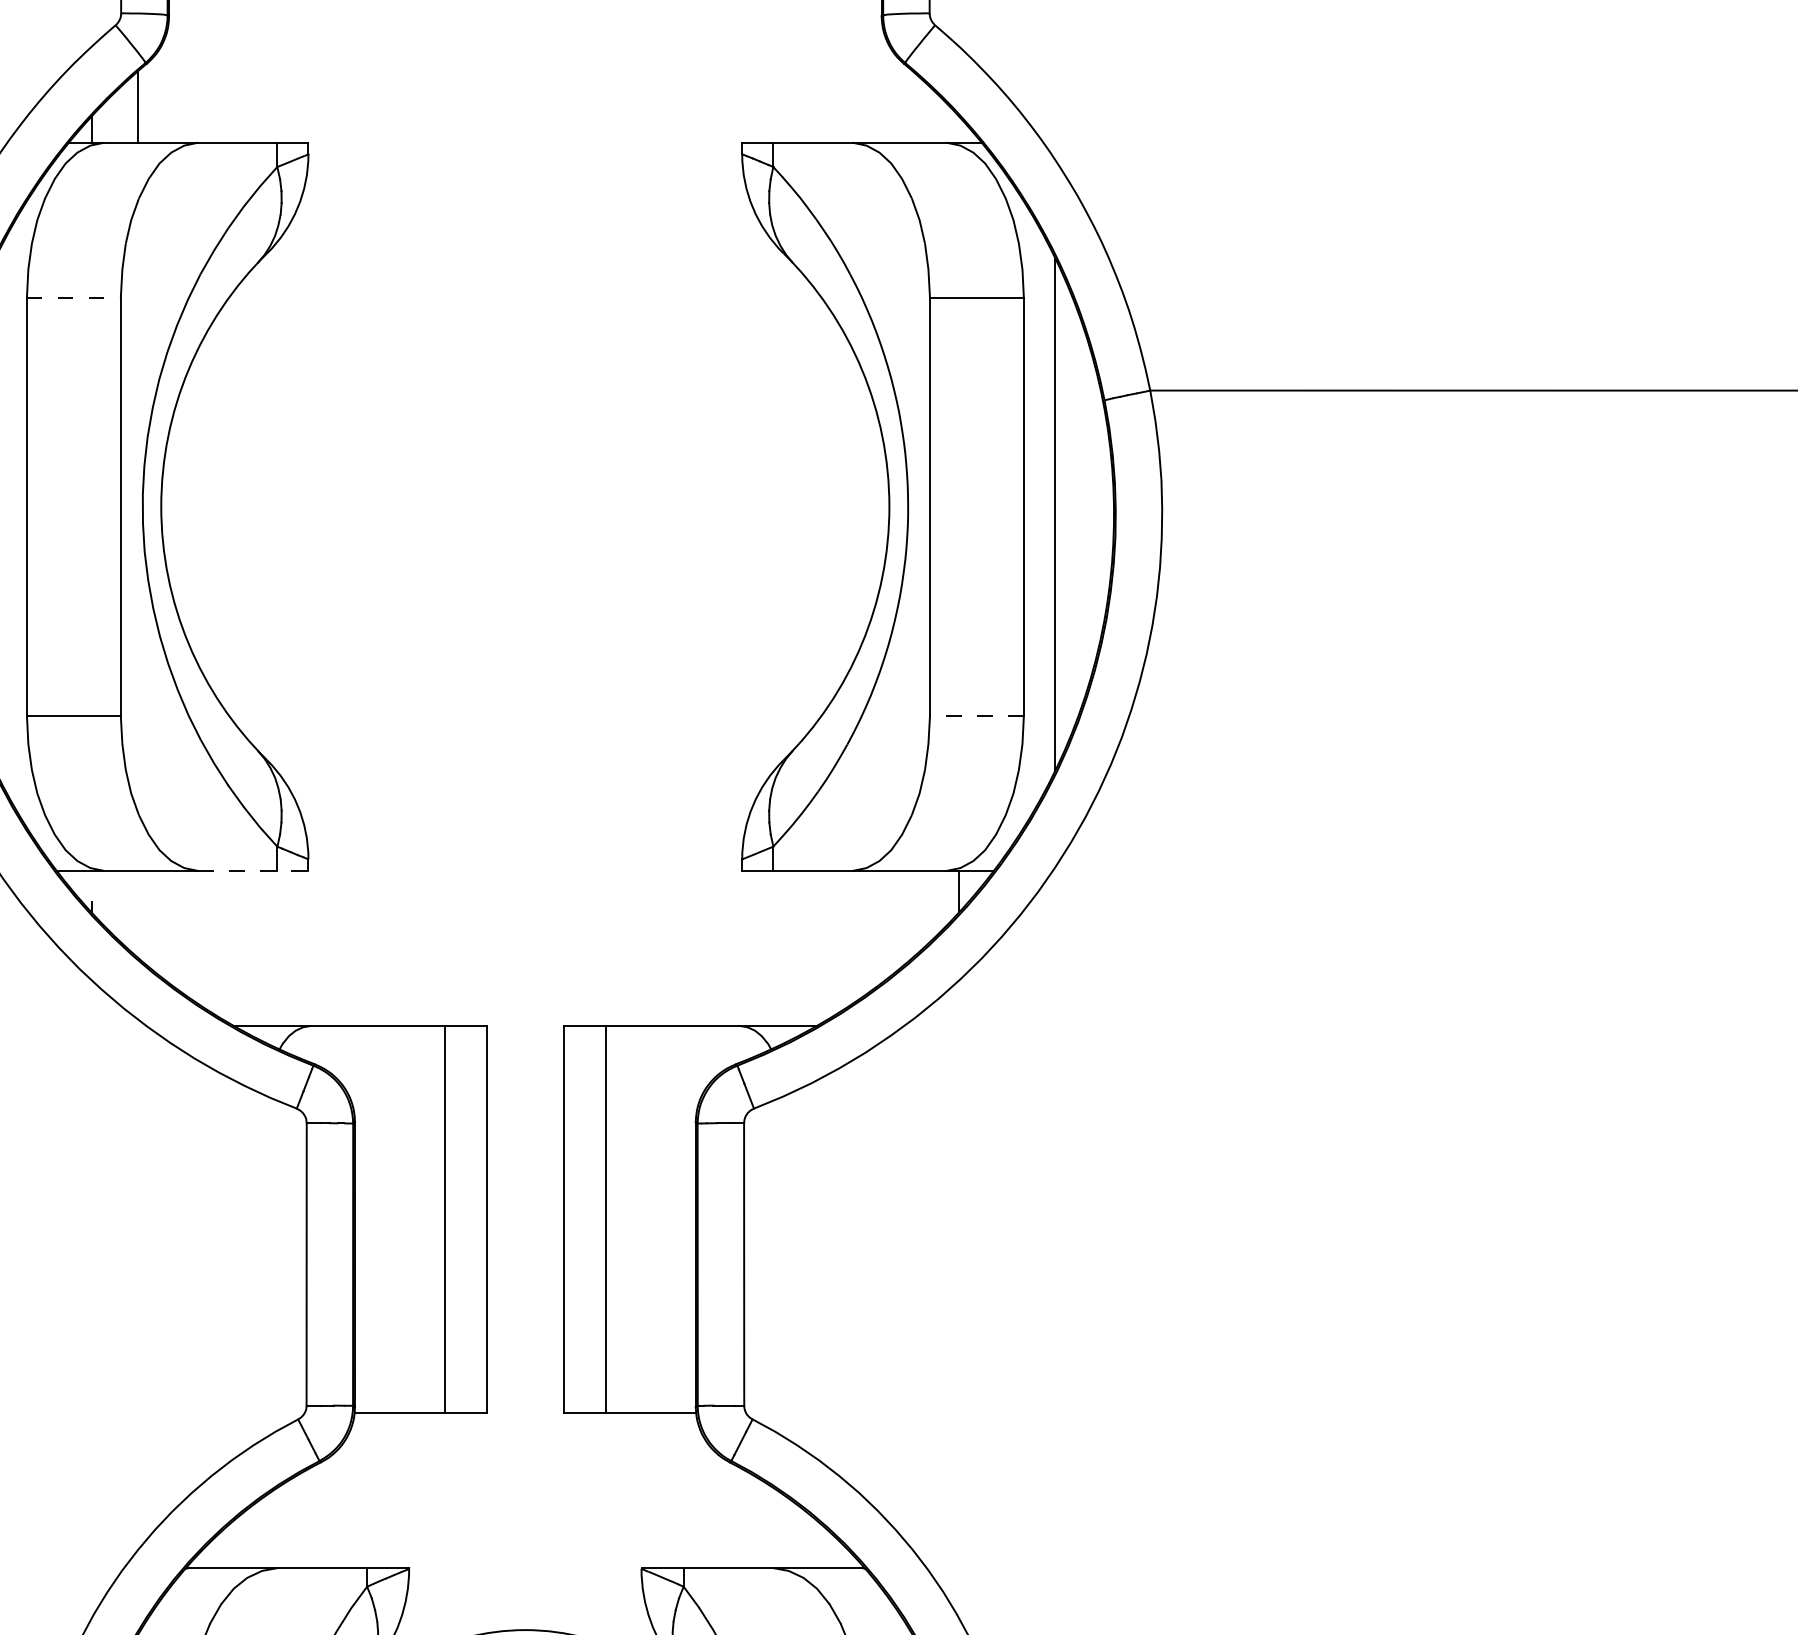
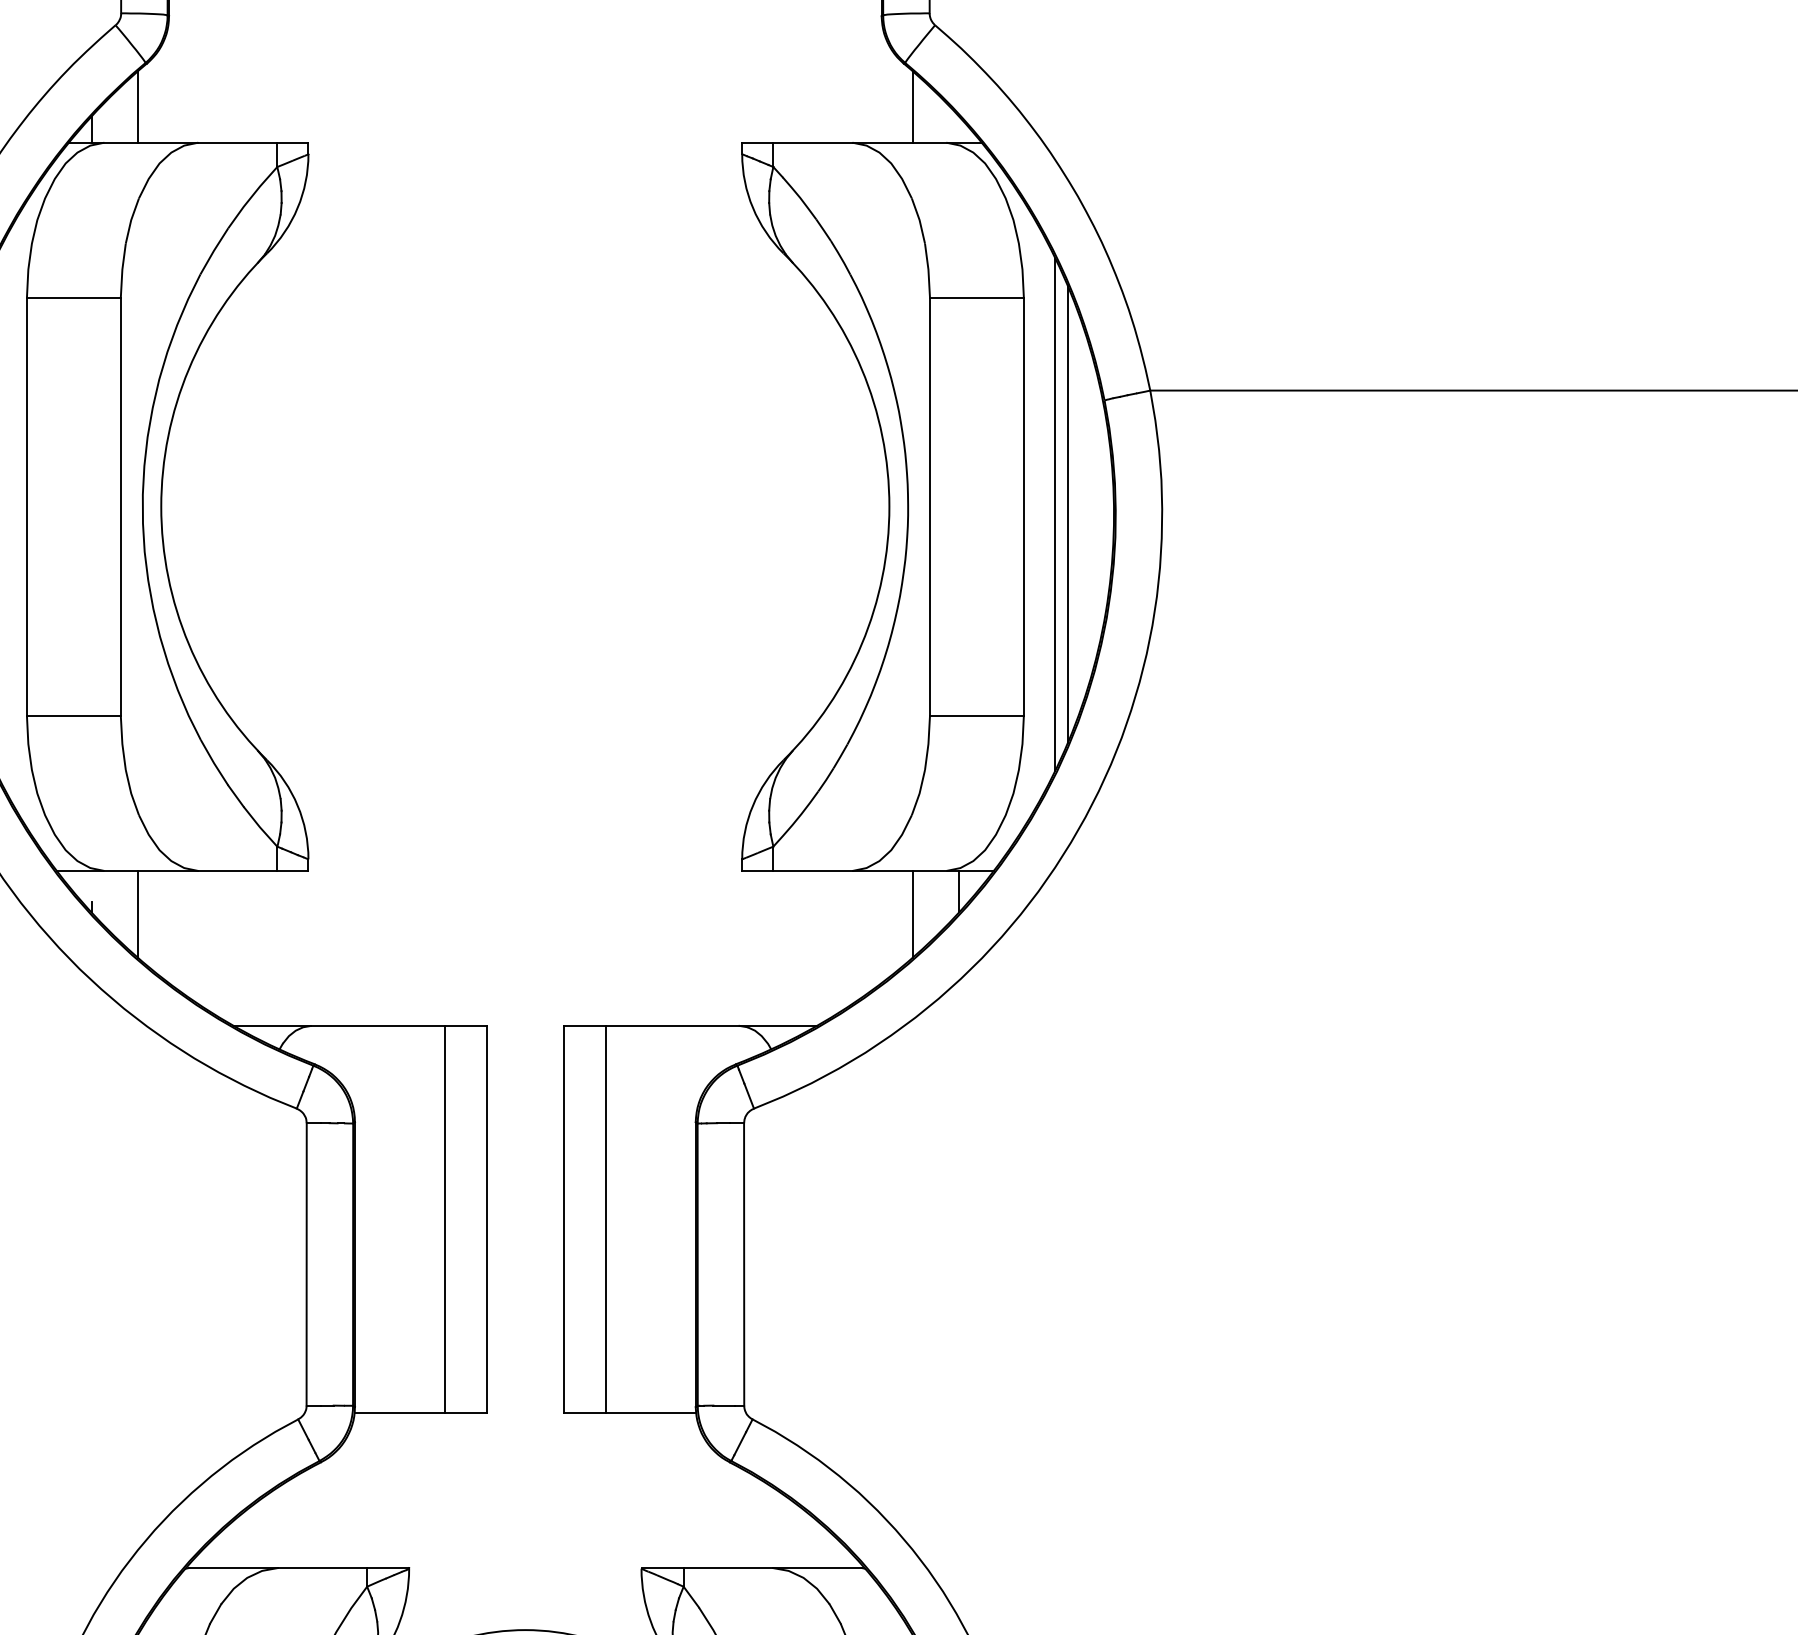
line: none -> present (912, 106)
line: dashed -> solid (73, 297)
line: none -> present (1067, 514)
line: dashed -> solid (976, 716)
line: dashed -> solid (253, 870)
line: none -> present (138, 913)
line: none -> present (912, 913)
